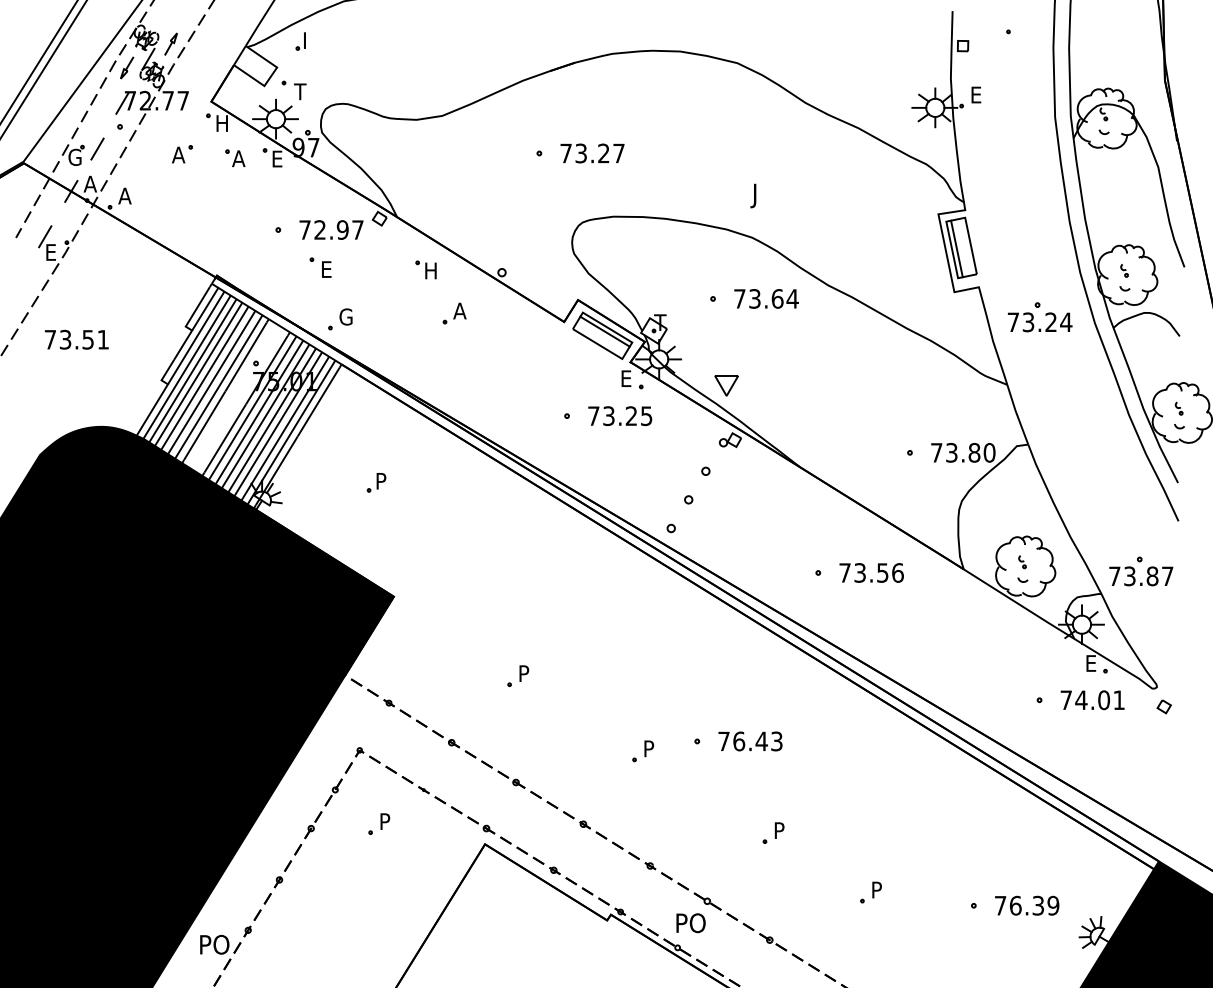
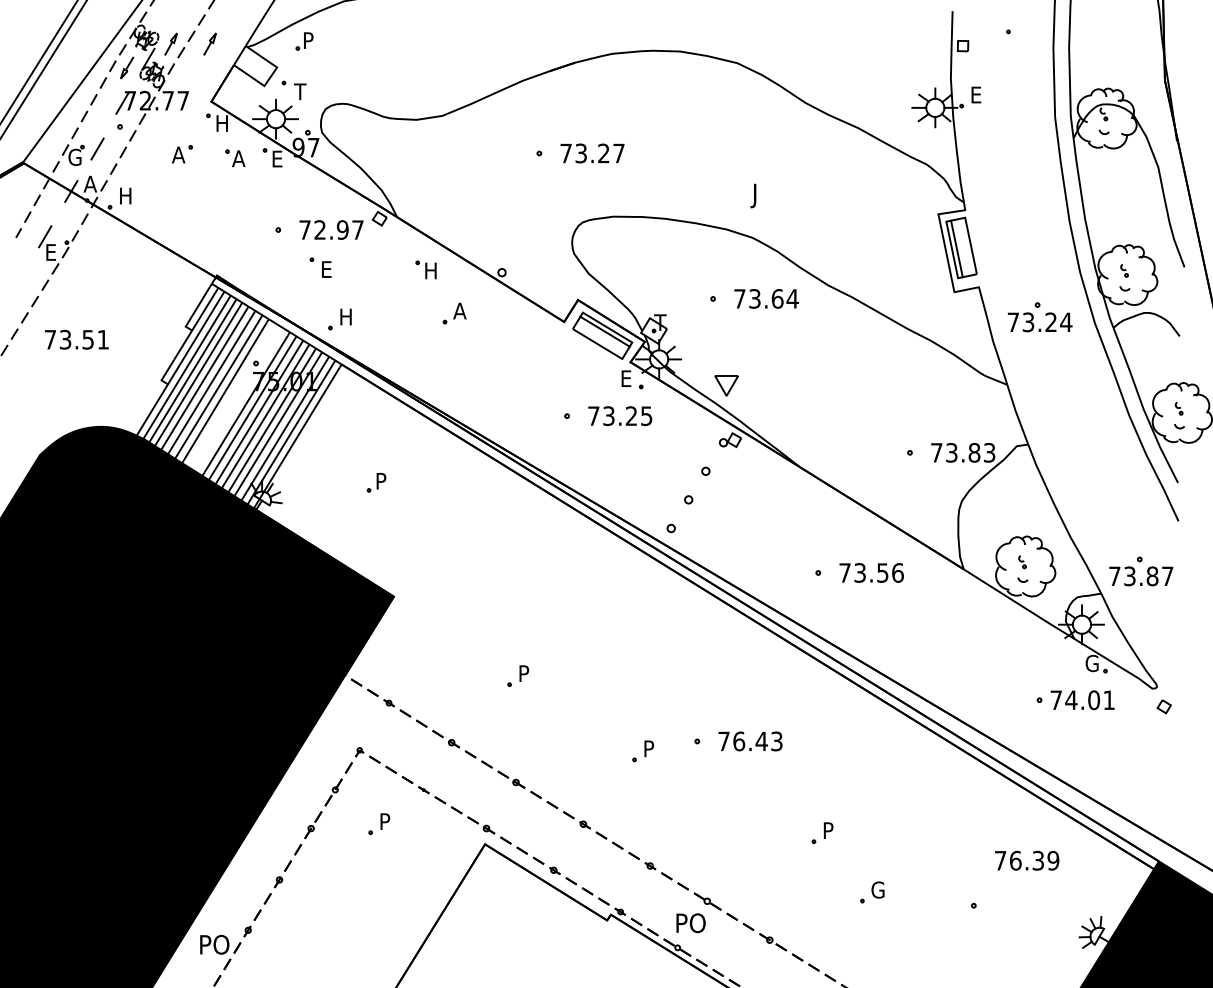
text: I -> P (309, 37)
part: none -> present (209, 43)
text: A -> H (124, 195)
text: G -> H (345, 316)
text: 73.80 -> 73.83 (989, 452)
text: E -> G (1091, 663)
text position: (1092, 700) -> (1082, 700) (1082, 700)
part position: (773, 832) -> (822, 832) (822, 832)
text: P -> G (877, 889)
text position: (1027, 905) -> (1027, 860) (1027, 860)
